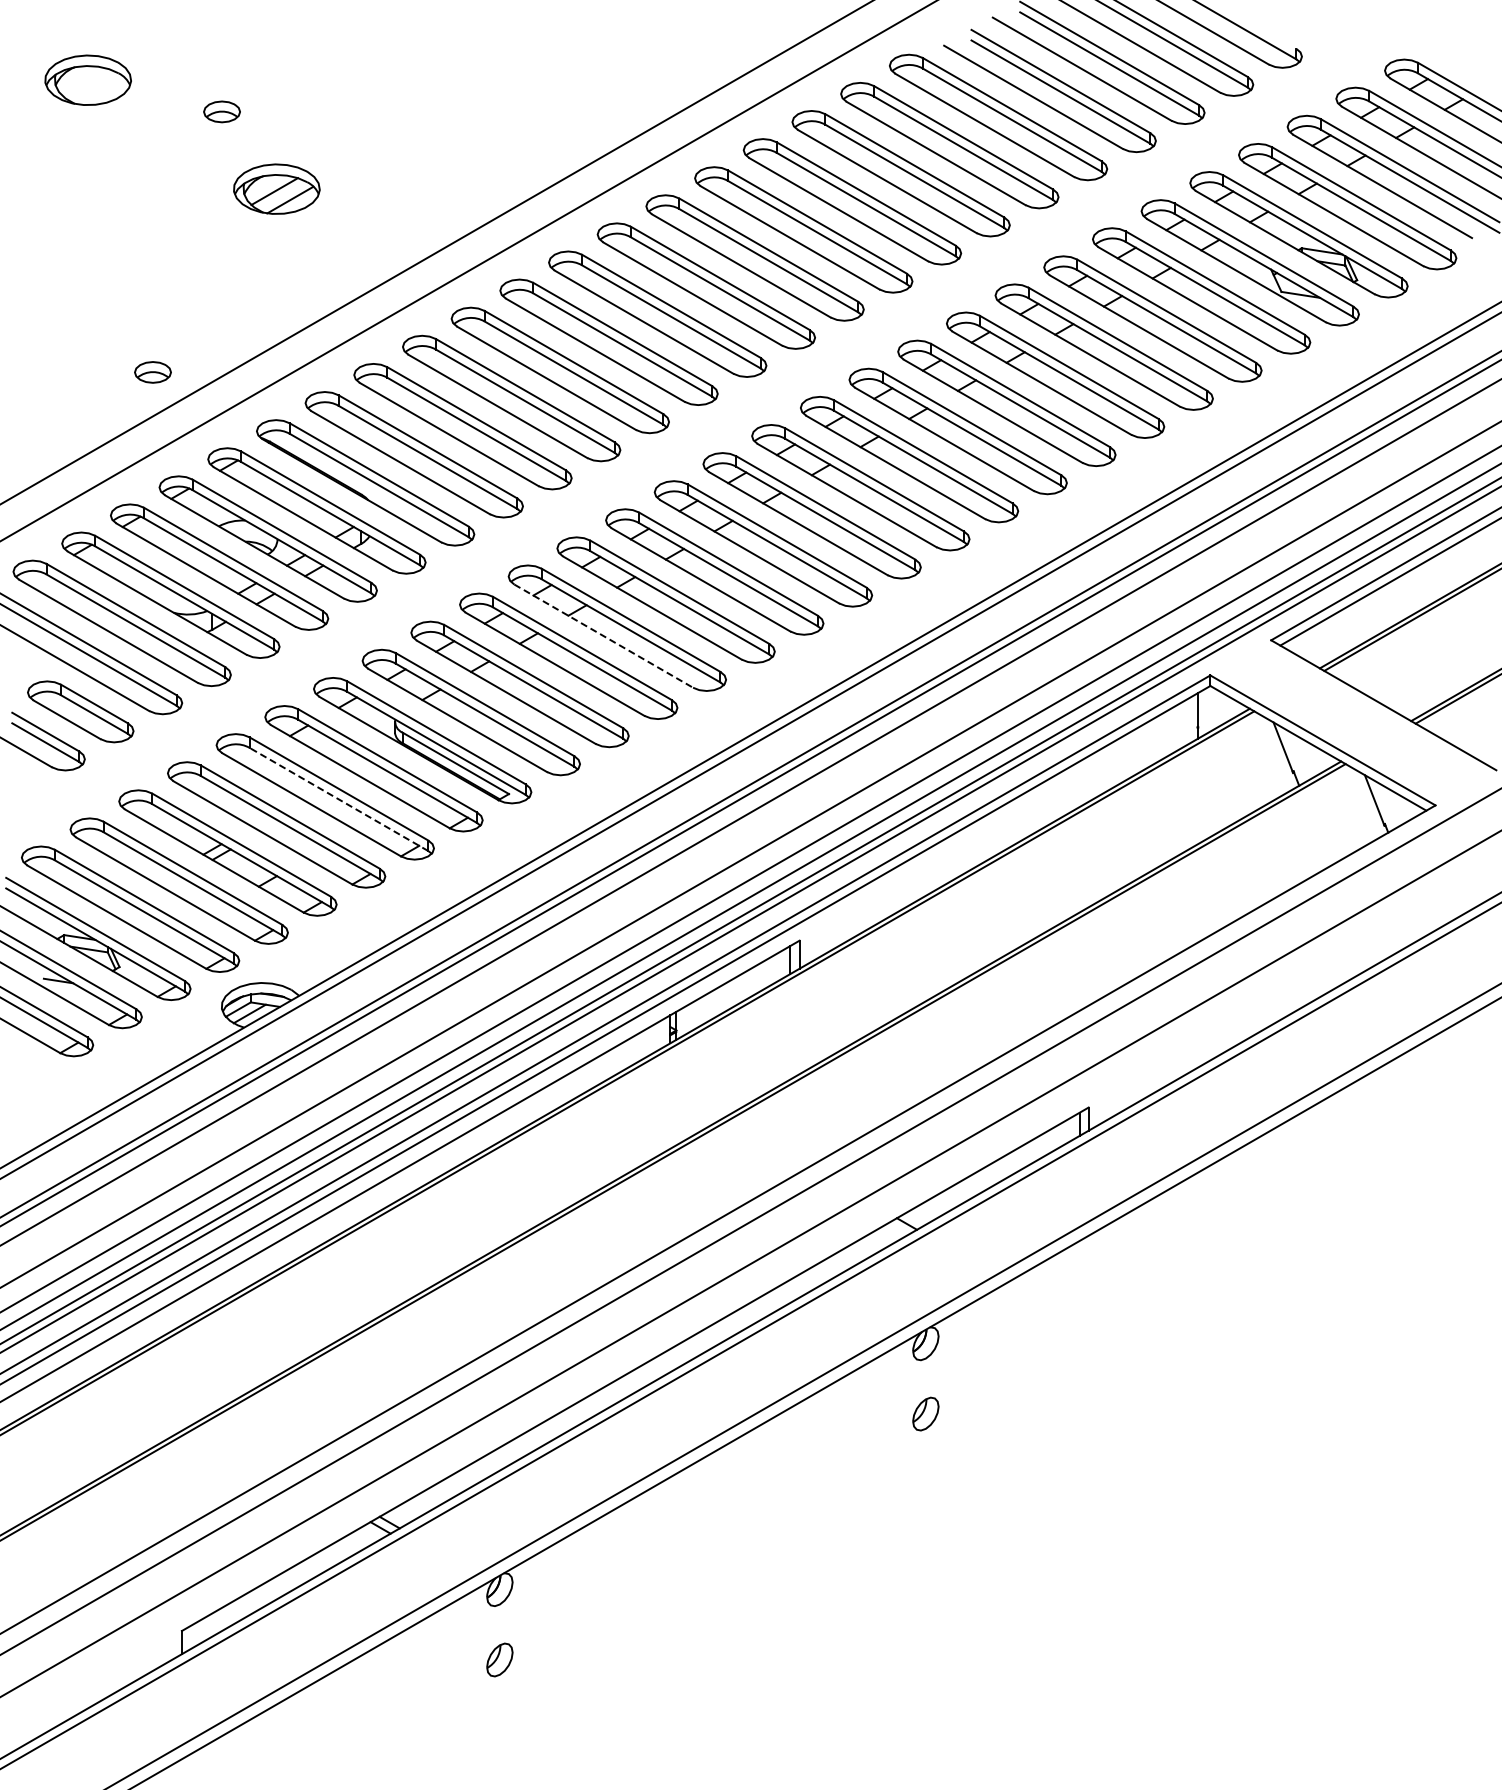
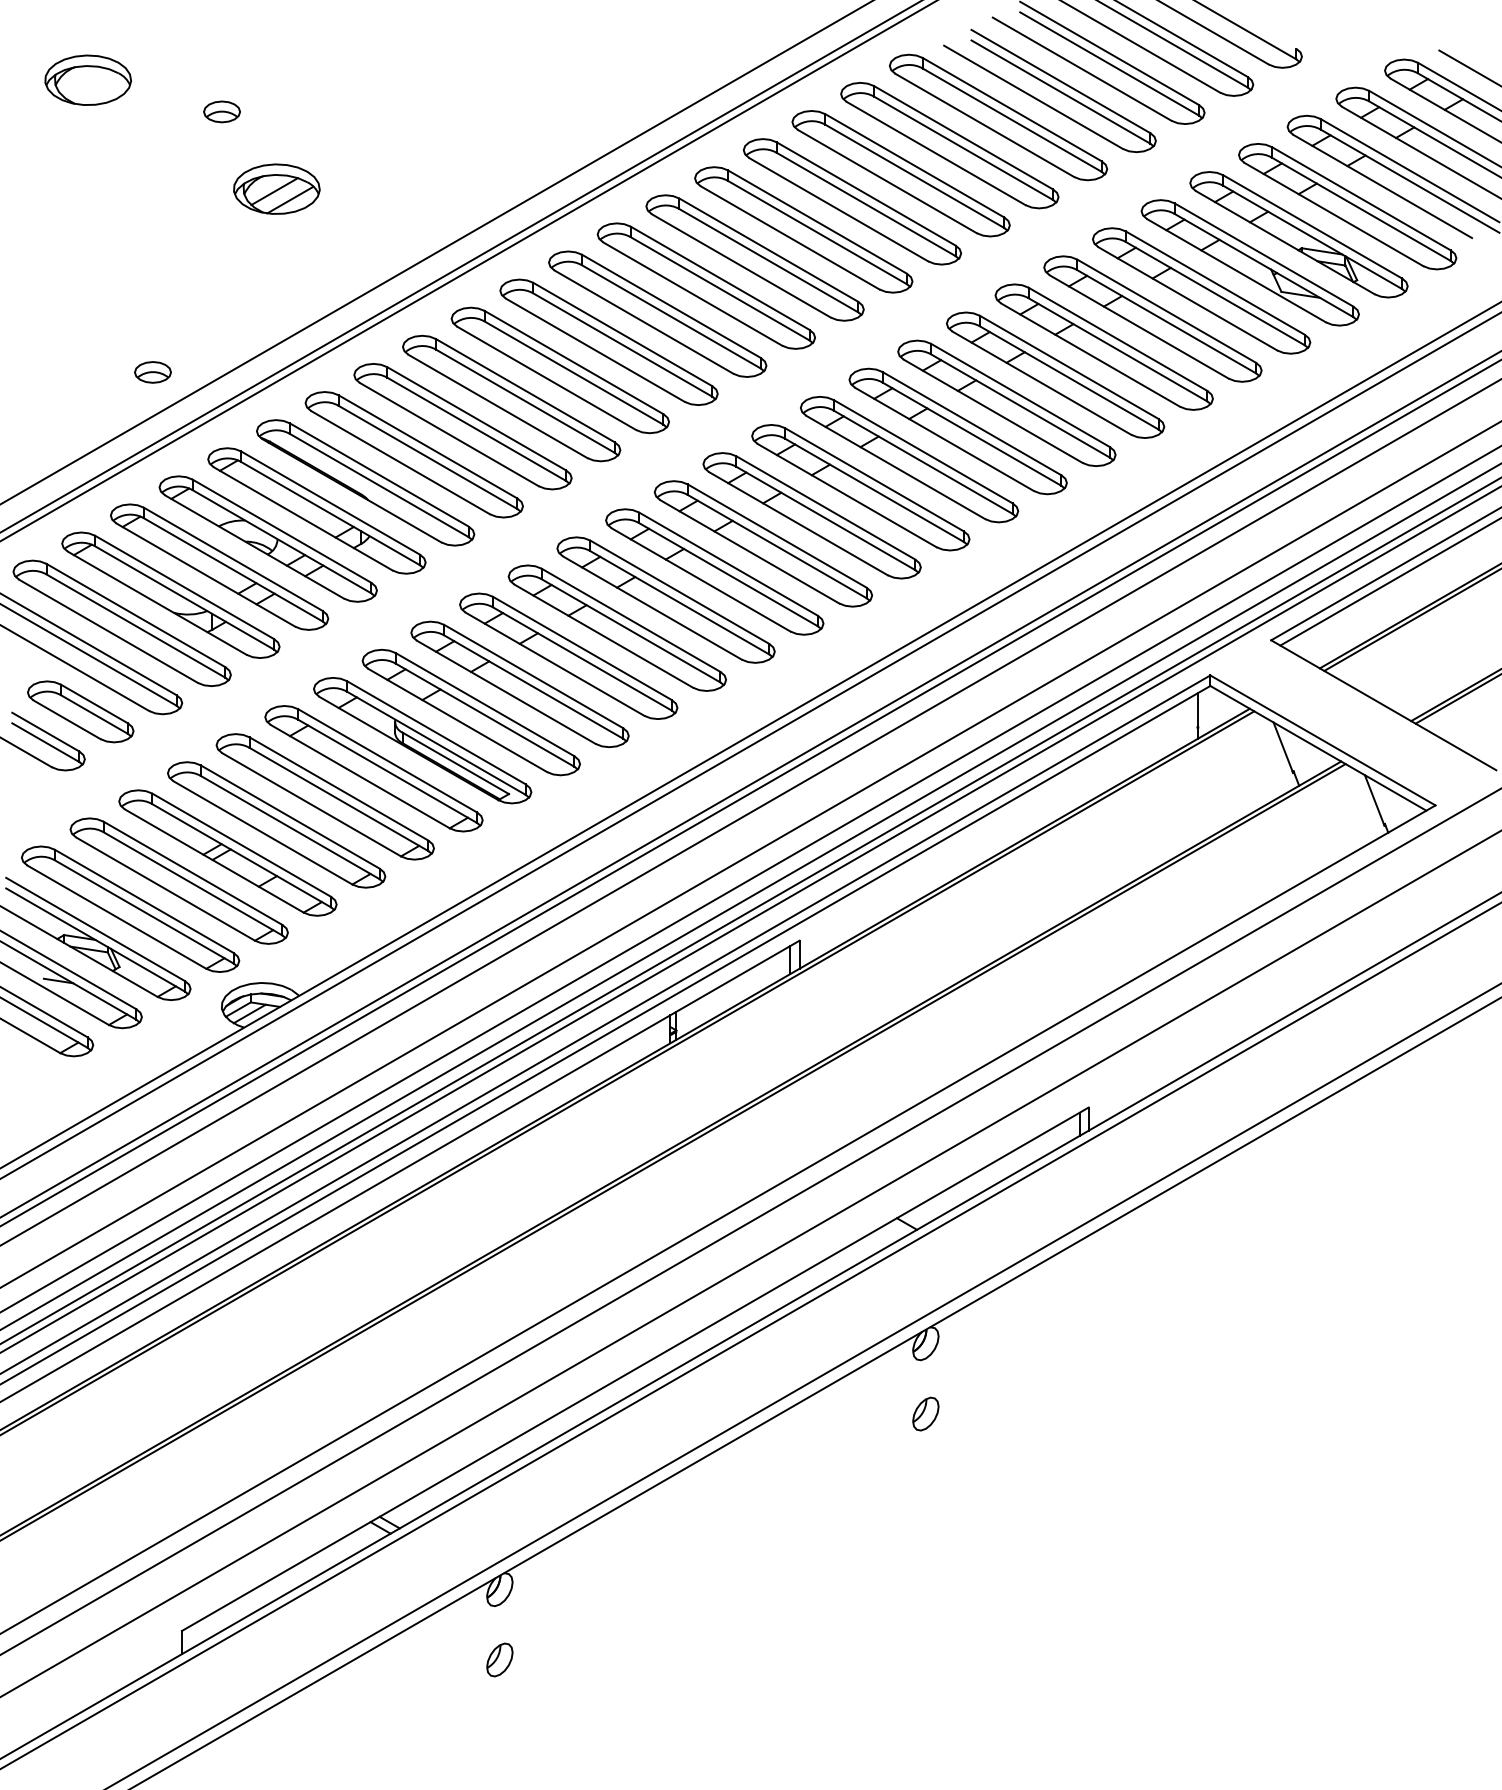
line: none -> present (1468, 67)
line: none -> present (460, 266)
line: dashed -> solid (604, 636)
line: dashed -> solid (338, 799)
